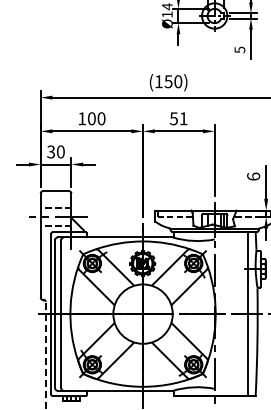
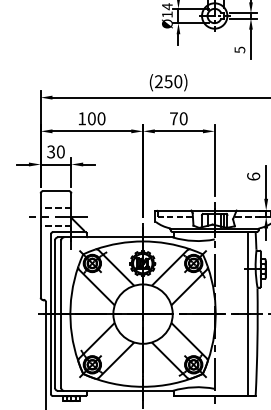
text: (150) -> (250) (158, 81)
text: 51 -> 70 (178, 118)
line: dashed -> solid (45, 355)
